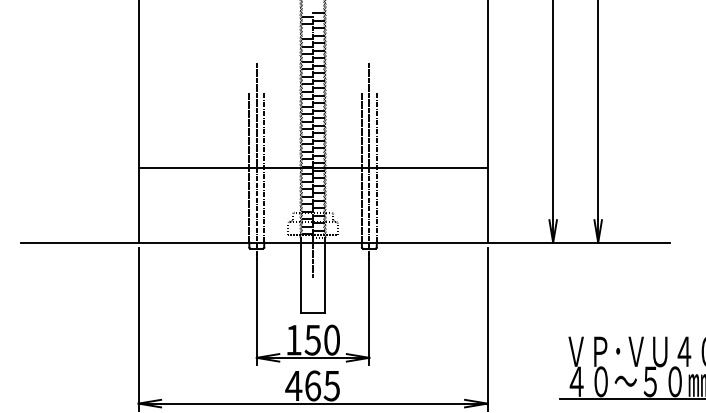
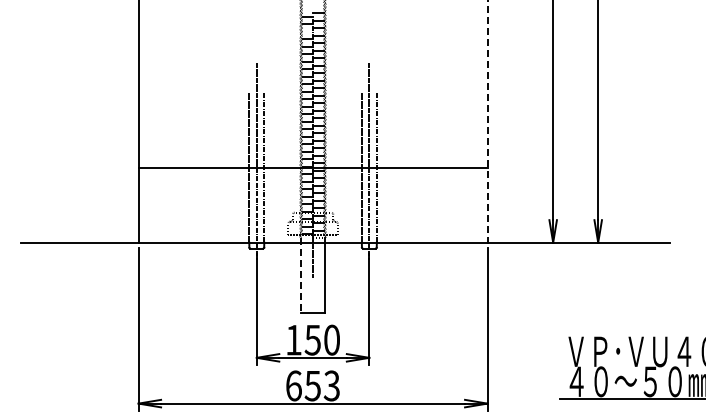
line: solid -> dashed (487, 121)
line: solid -> dashed (301, 275)
text: 465 -> 653 (312, 385)
